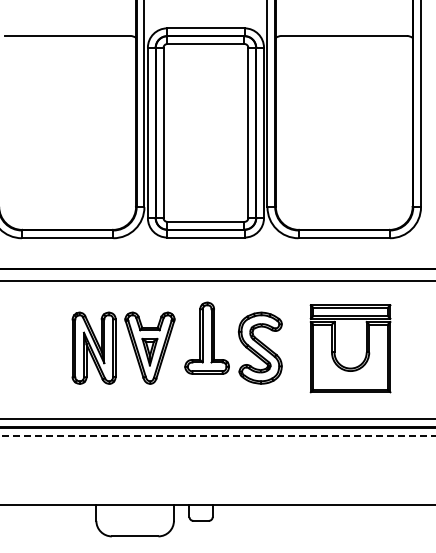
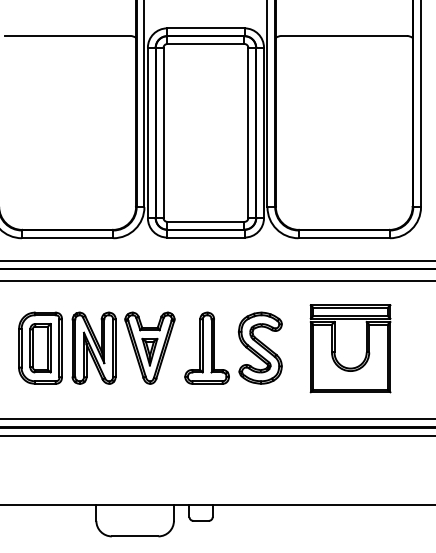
line: none -> present (217, 261)
part position: (206, 337) -> (206, 347) (206, 347)
part: none -> present (40, 347)
line: dashed -> solid (218, 435)
